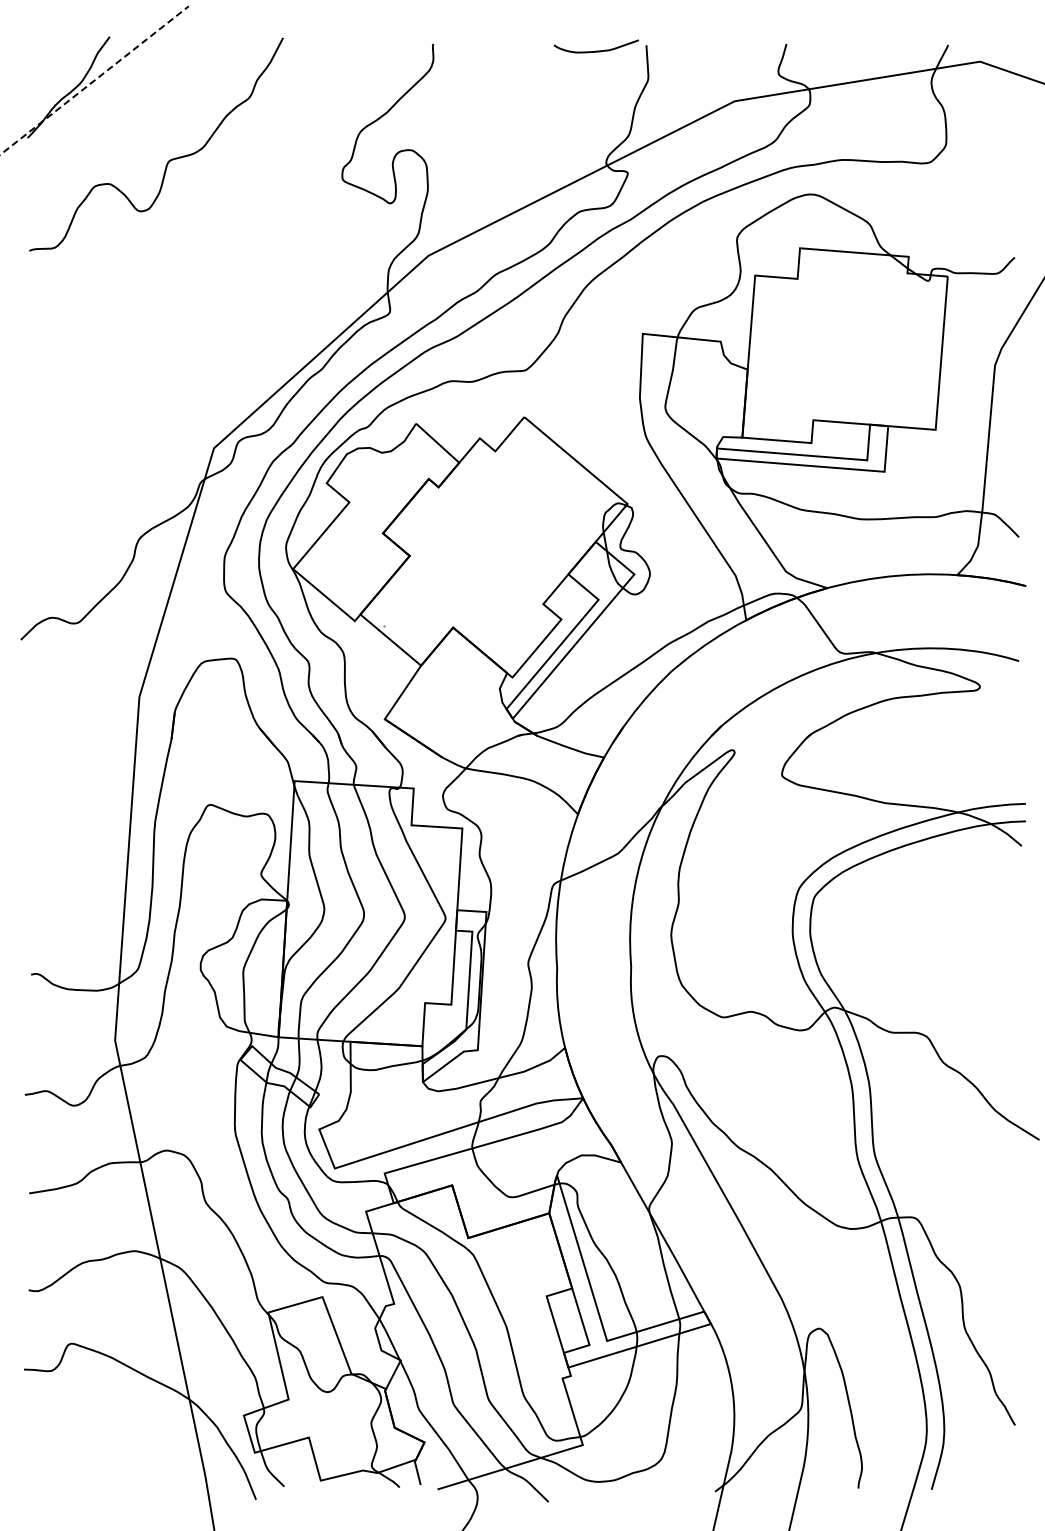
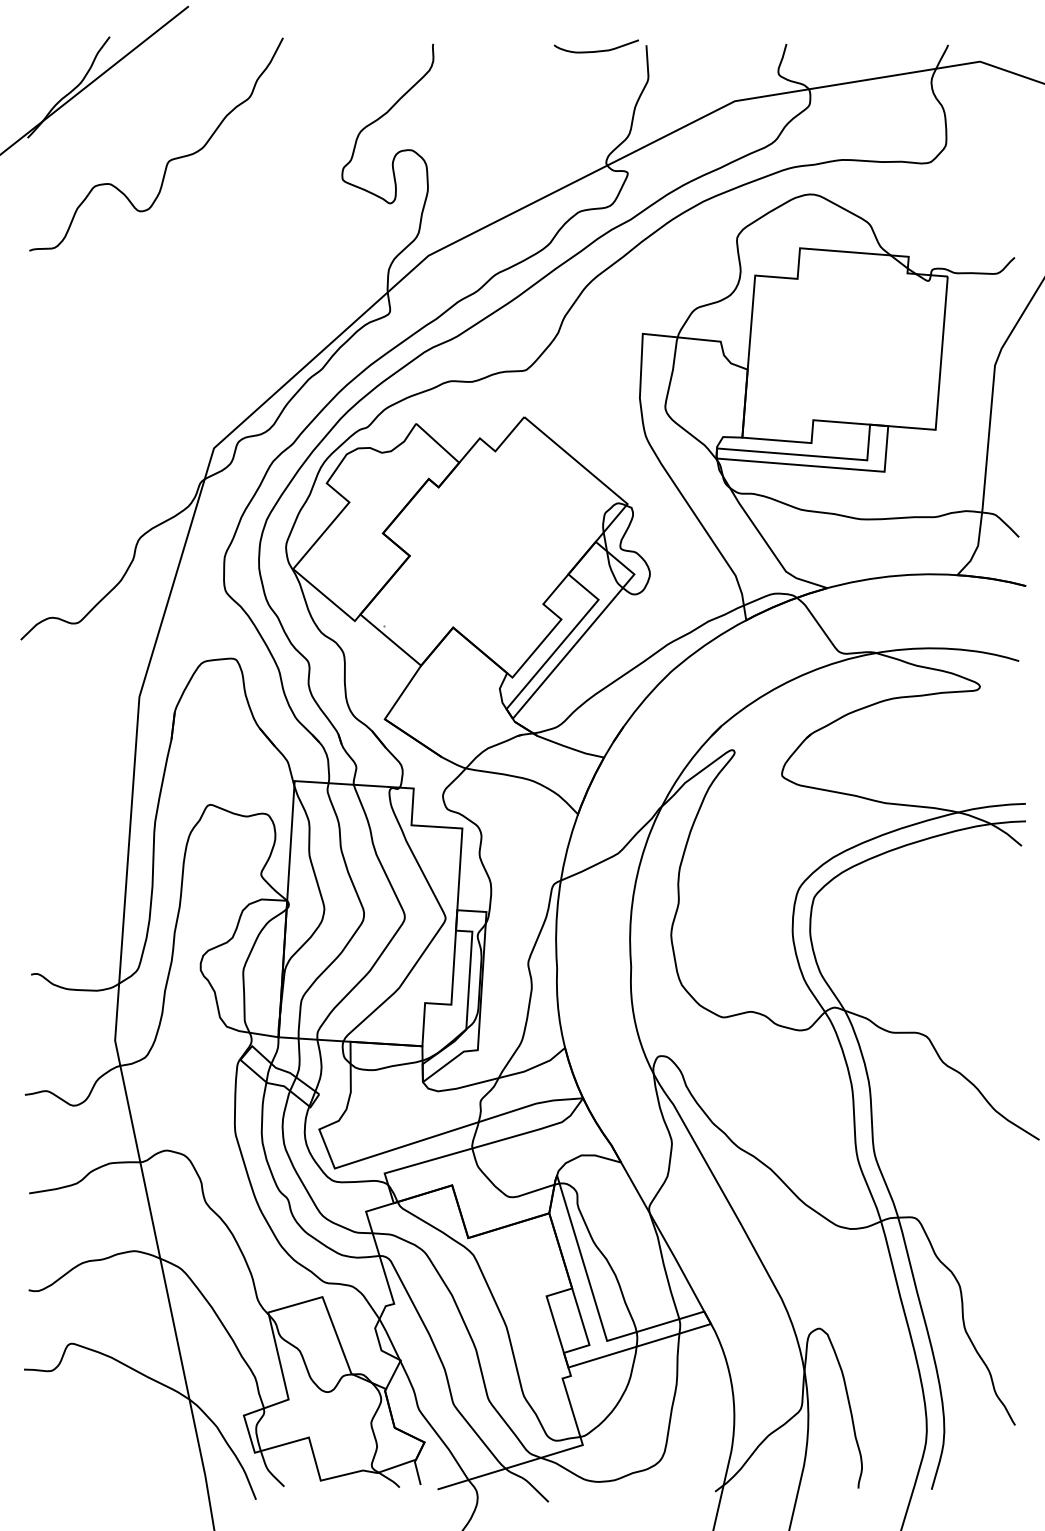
line: dashed -> solid (94, 80)
